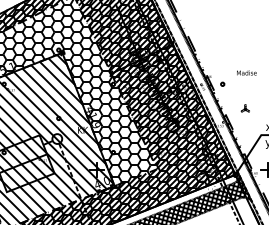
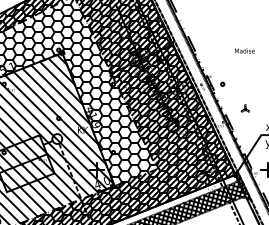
text position: (246, 72) -> (244, 50) (244, 50)
